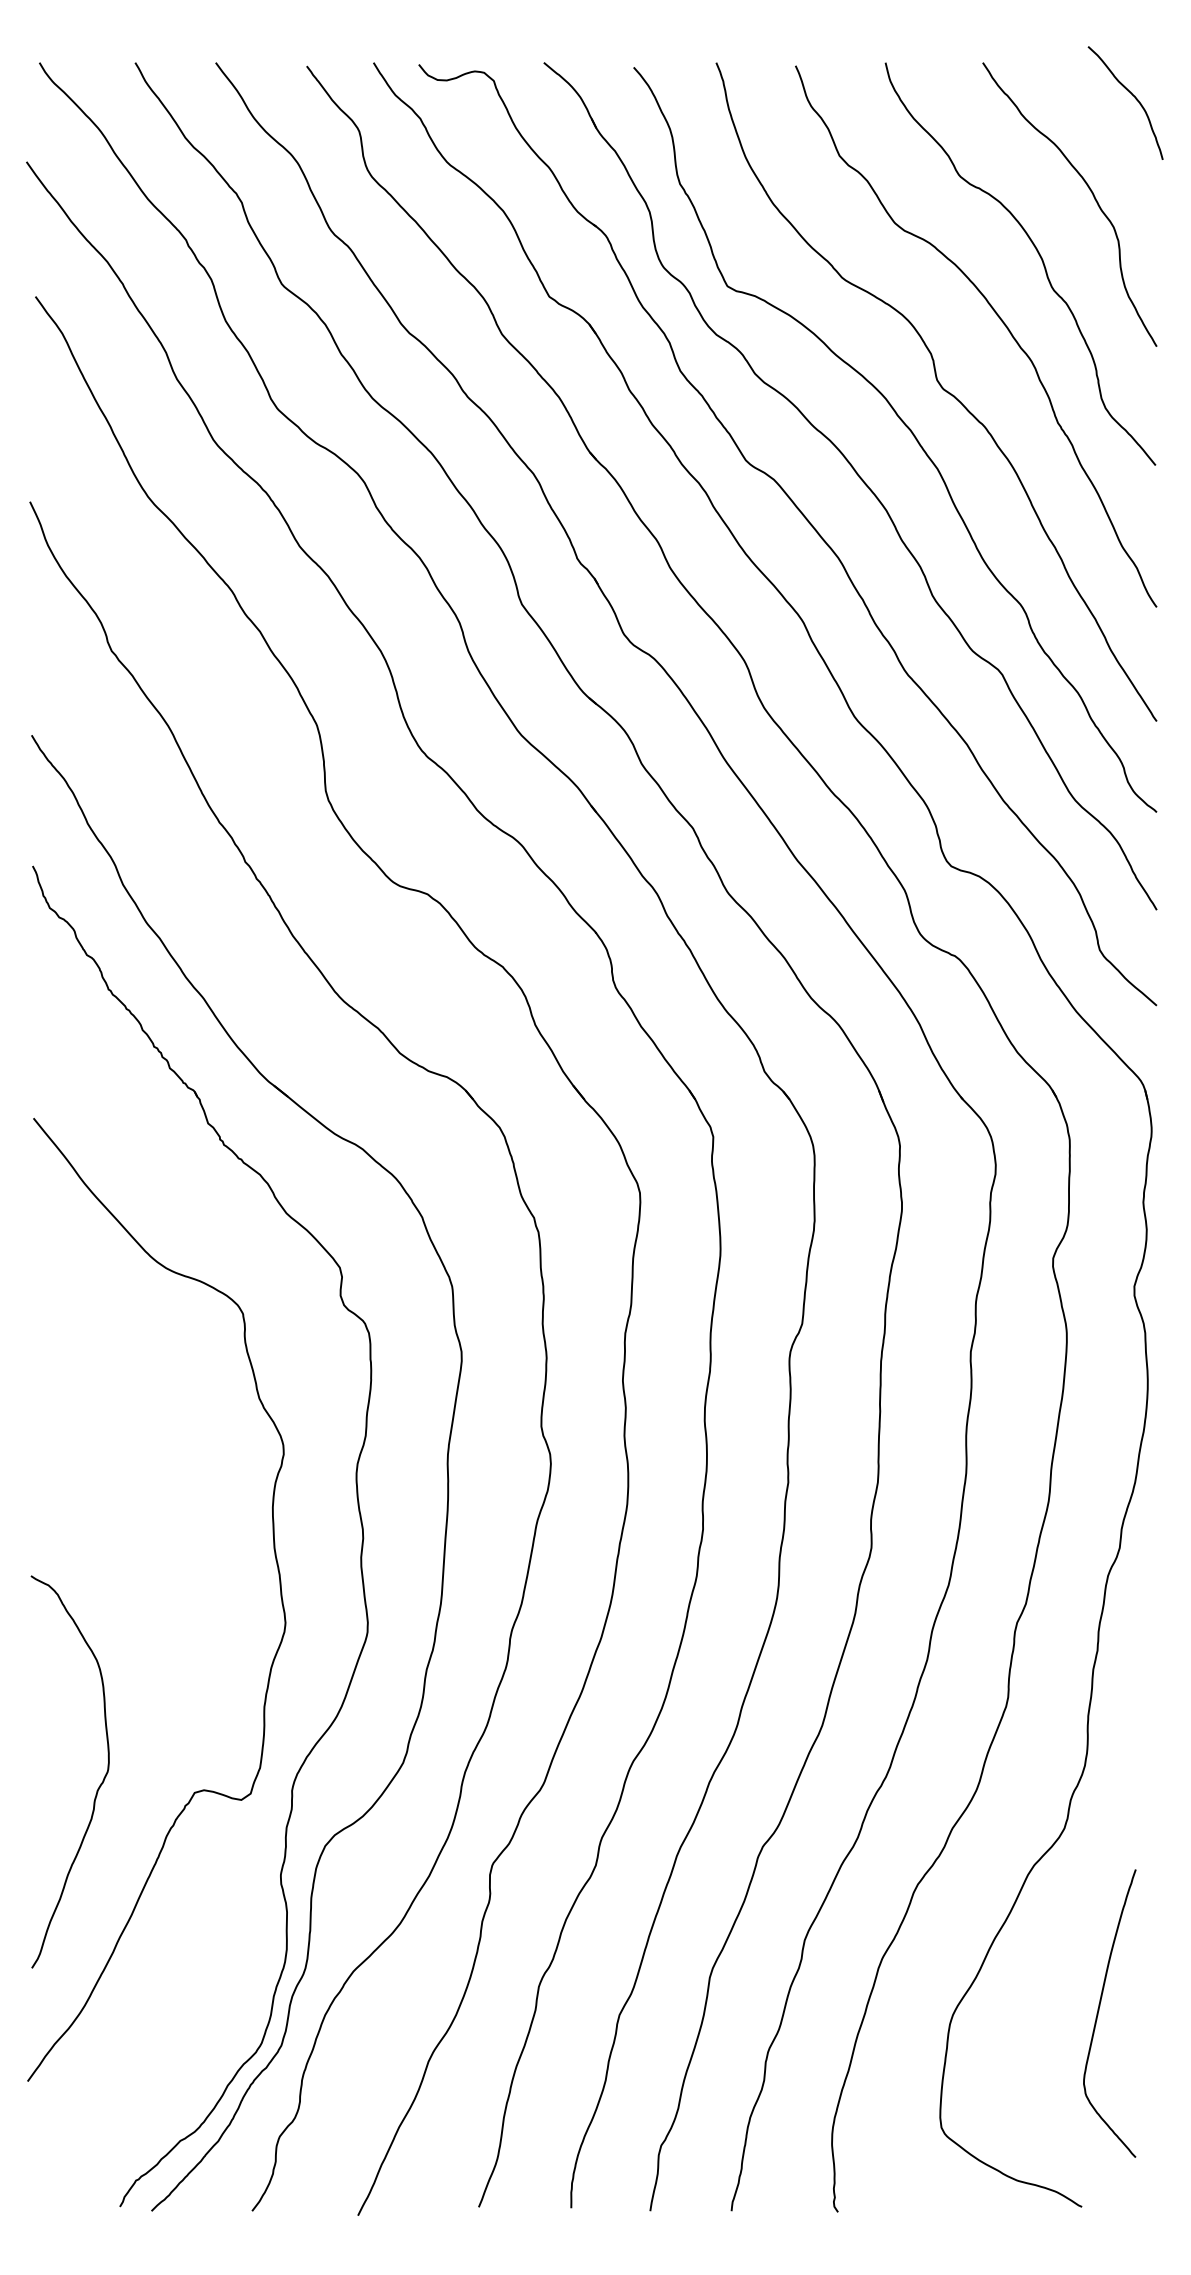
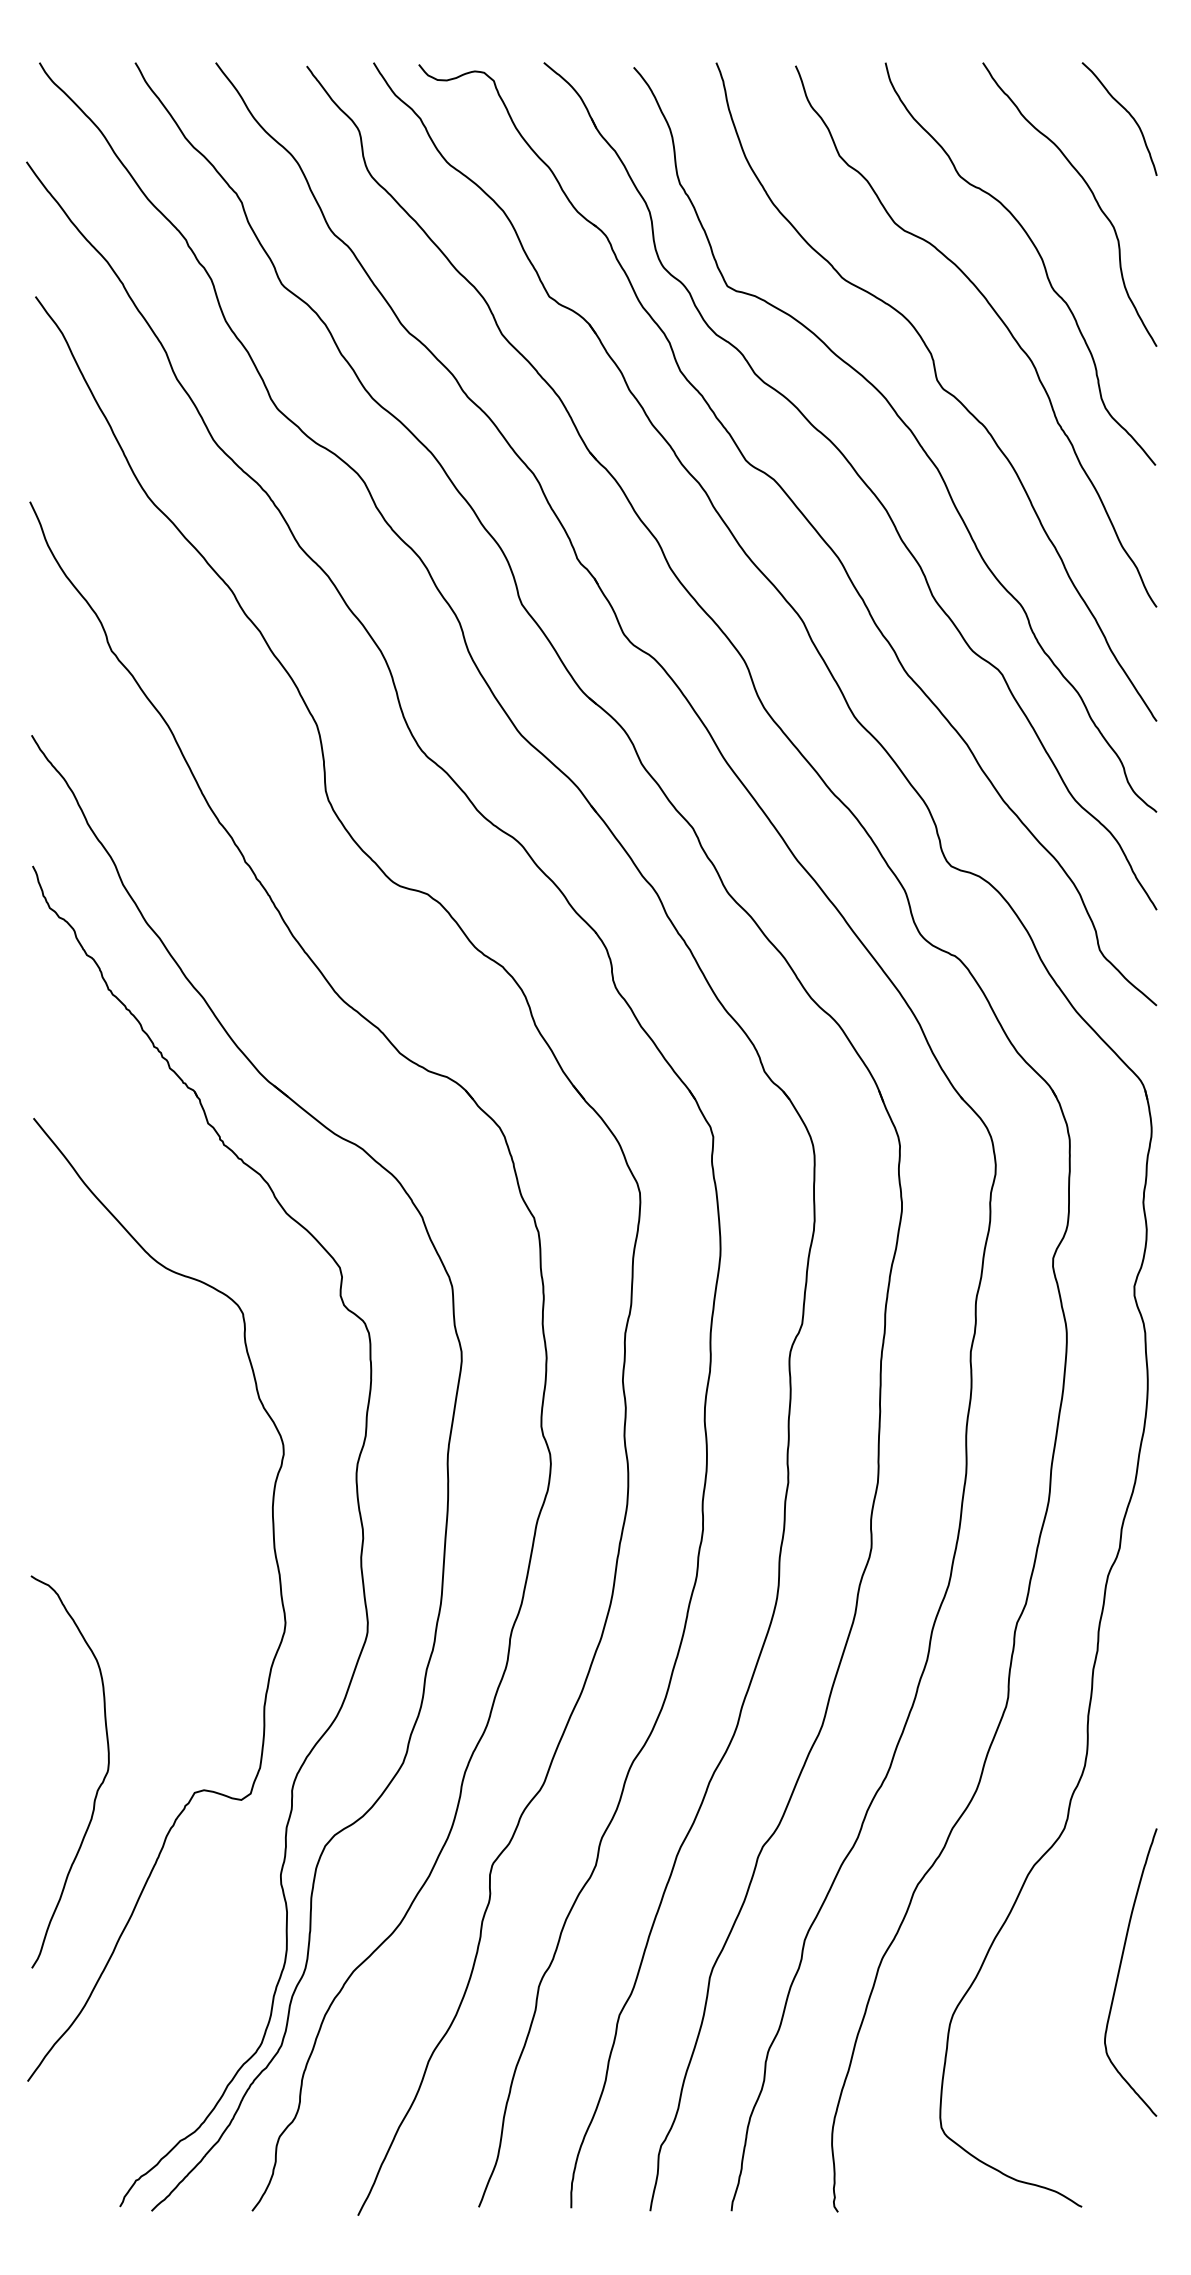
curve position: (1132, 95) -> (1126, 111) (1126, 111)
curve position: (1099, 2011) -> (1120, 1970) (1120, 1970)
